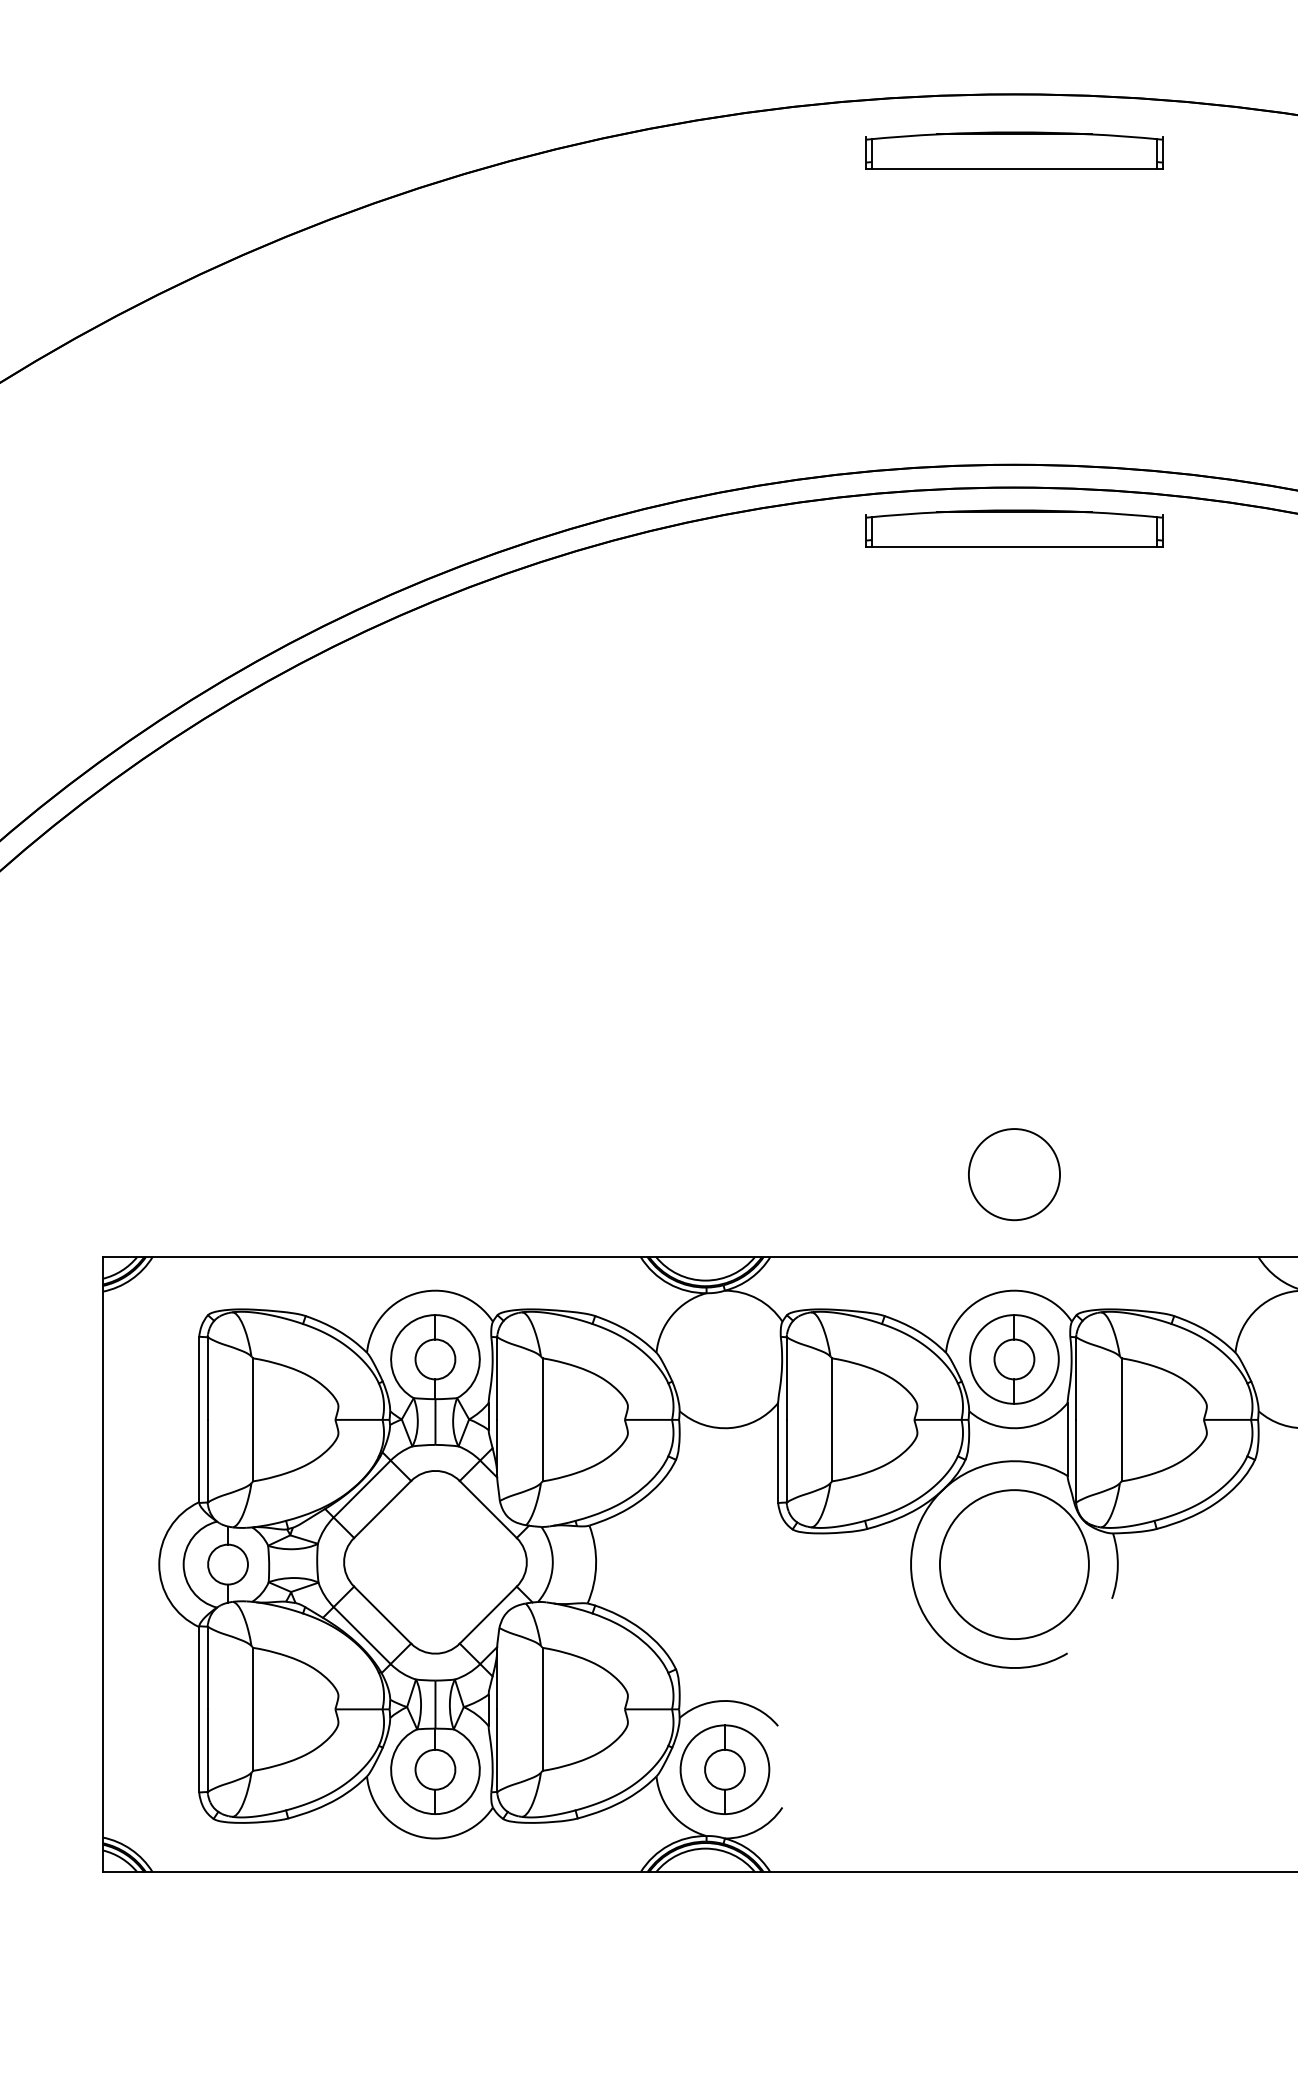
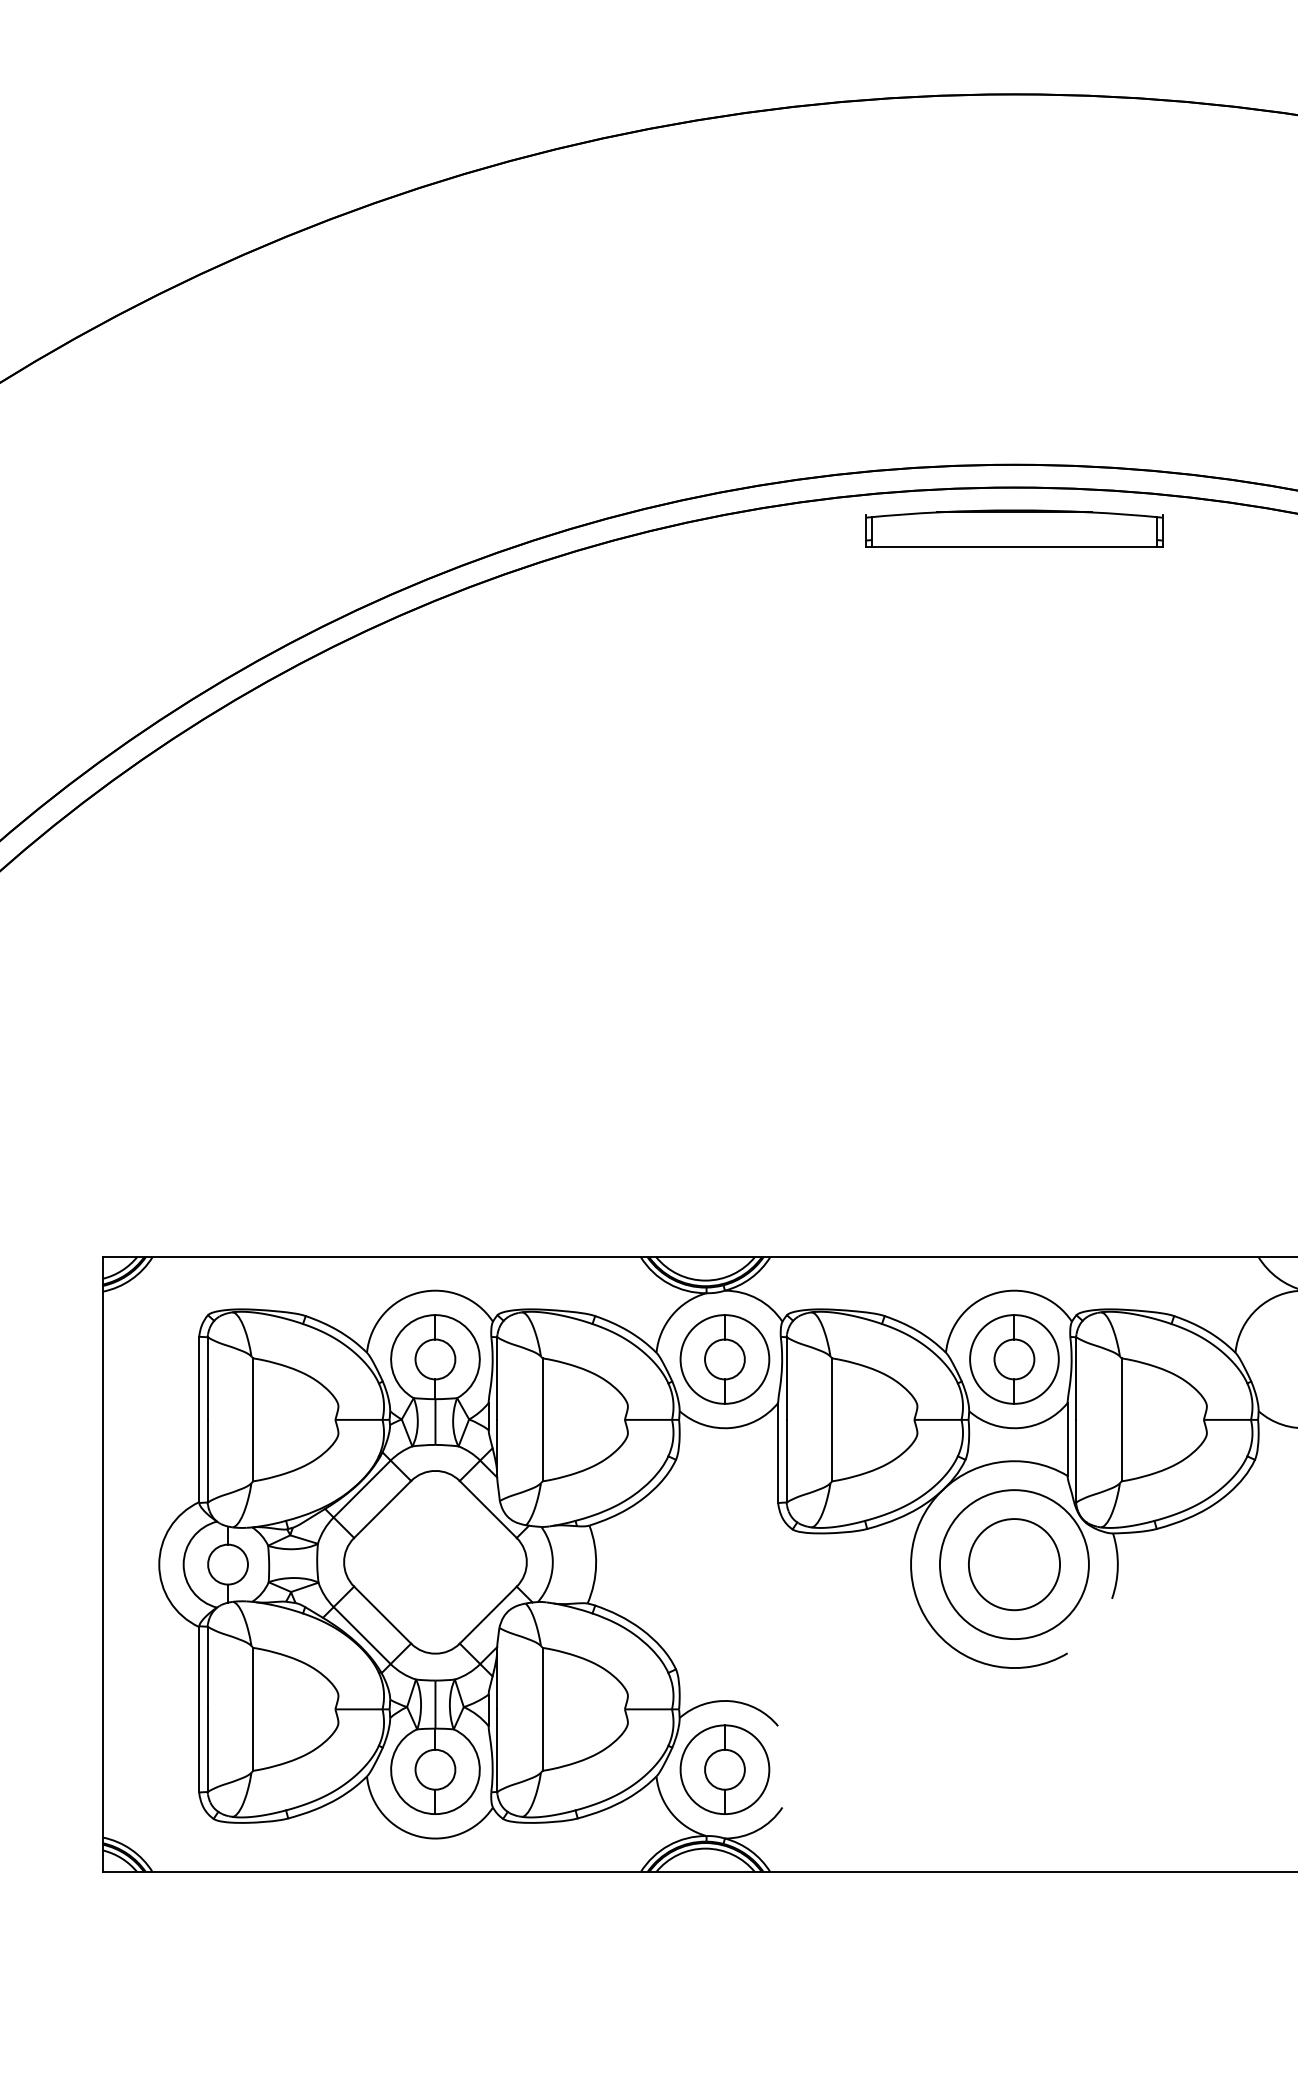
part: present -> none (1014, 150)
circle position: (1014, 1174) -> (1014, 1564) (1014, 1564)
part: none -> present (724, 1359)
